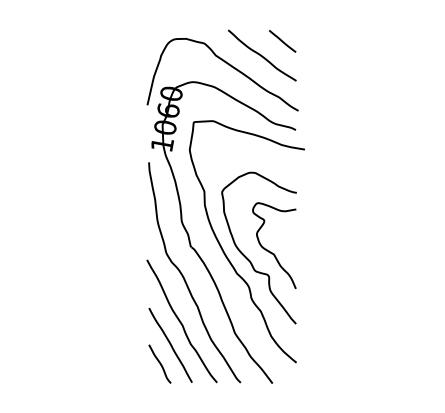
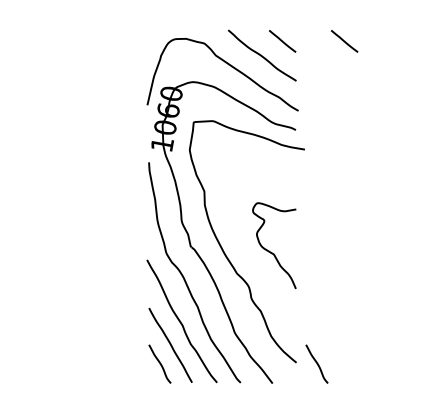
line: none -> present (344, 41)
curve: present -> none (247, 257)
curve: none -> present (316, 363)
